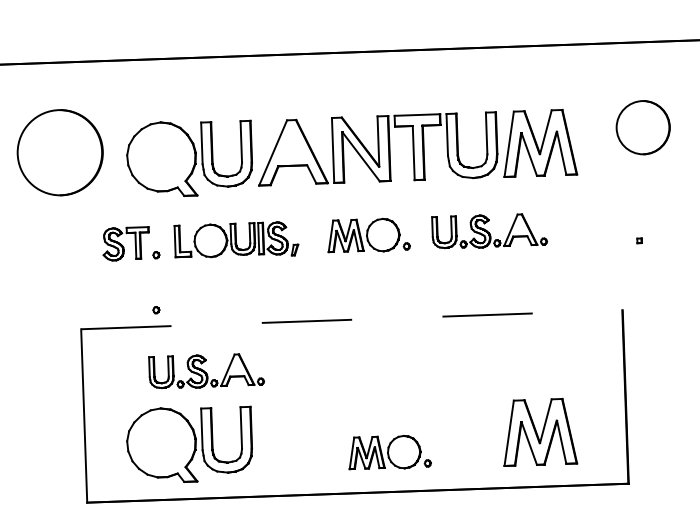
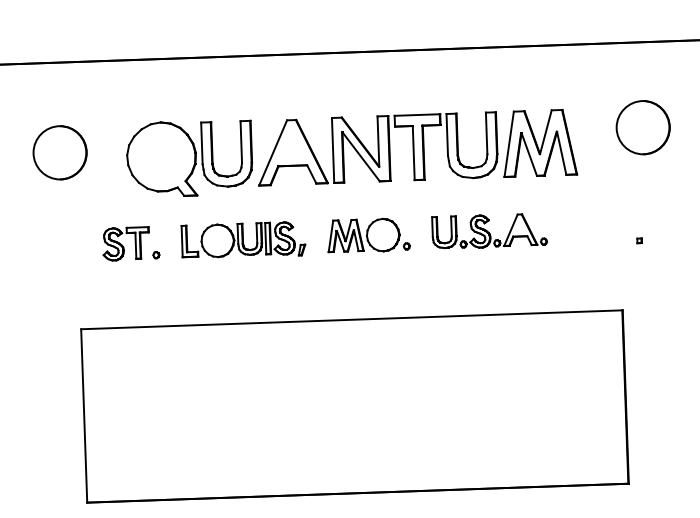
part size: 88x88 px -> 56x56 px (59, 152)
part position: (236, 239) -> (243, 239) (243, 239)
part: present -> none (156, 310)
line: dashed -> solid (351, 319)
part: present -> none (206, 371)
part: present -> none (540, 432)
part: present -> none (189, 443)
part: present -> none (389, 452)
